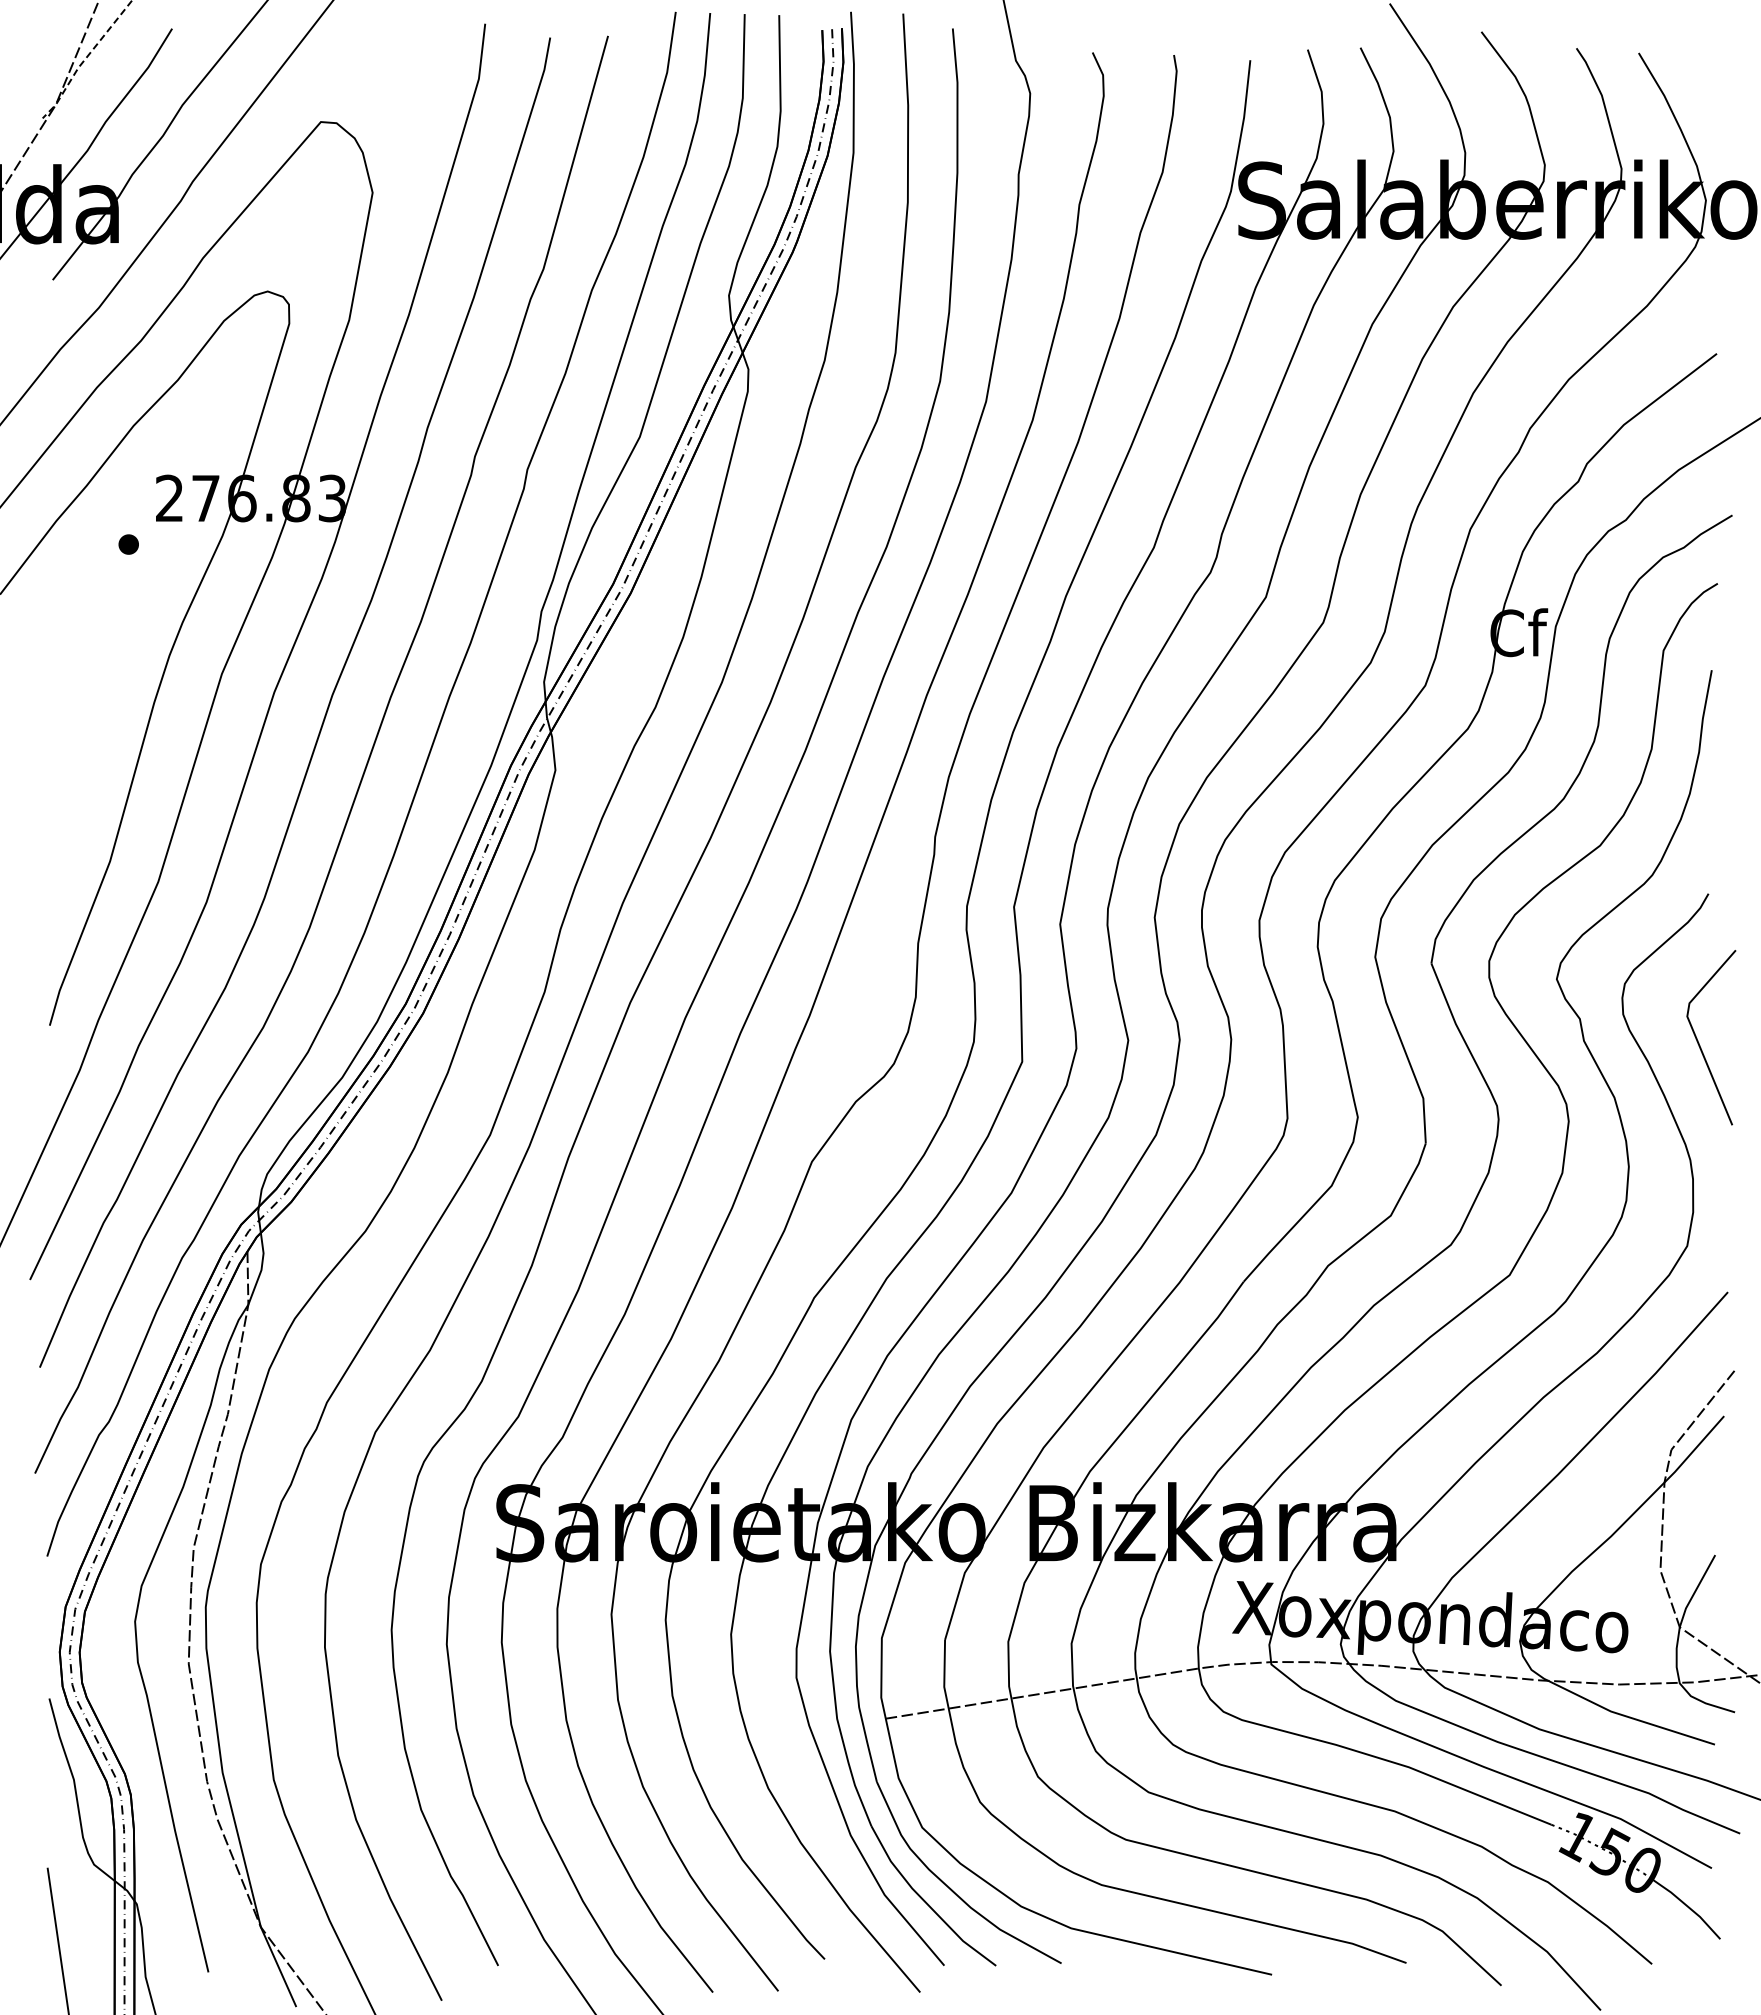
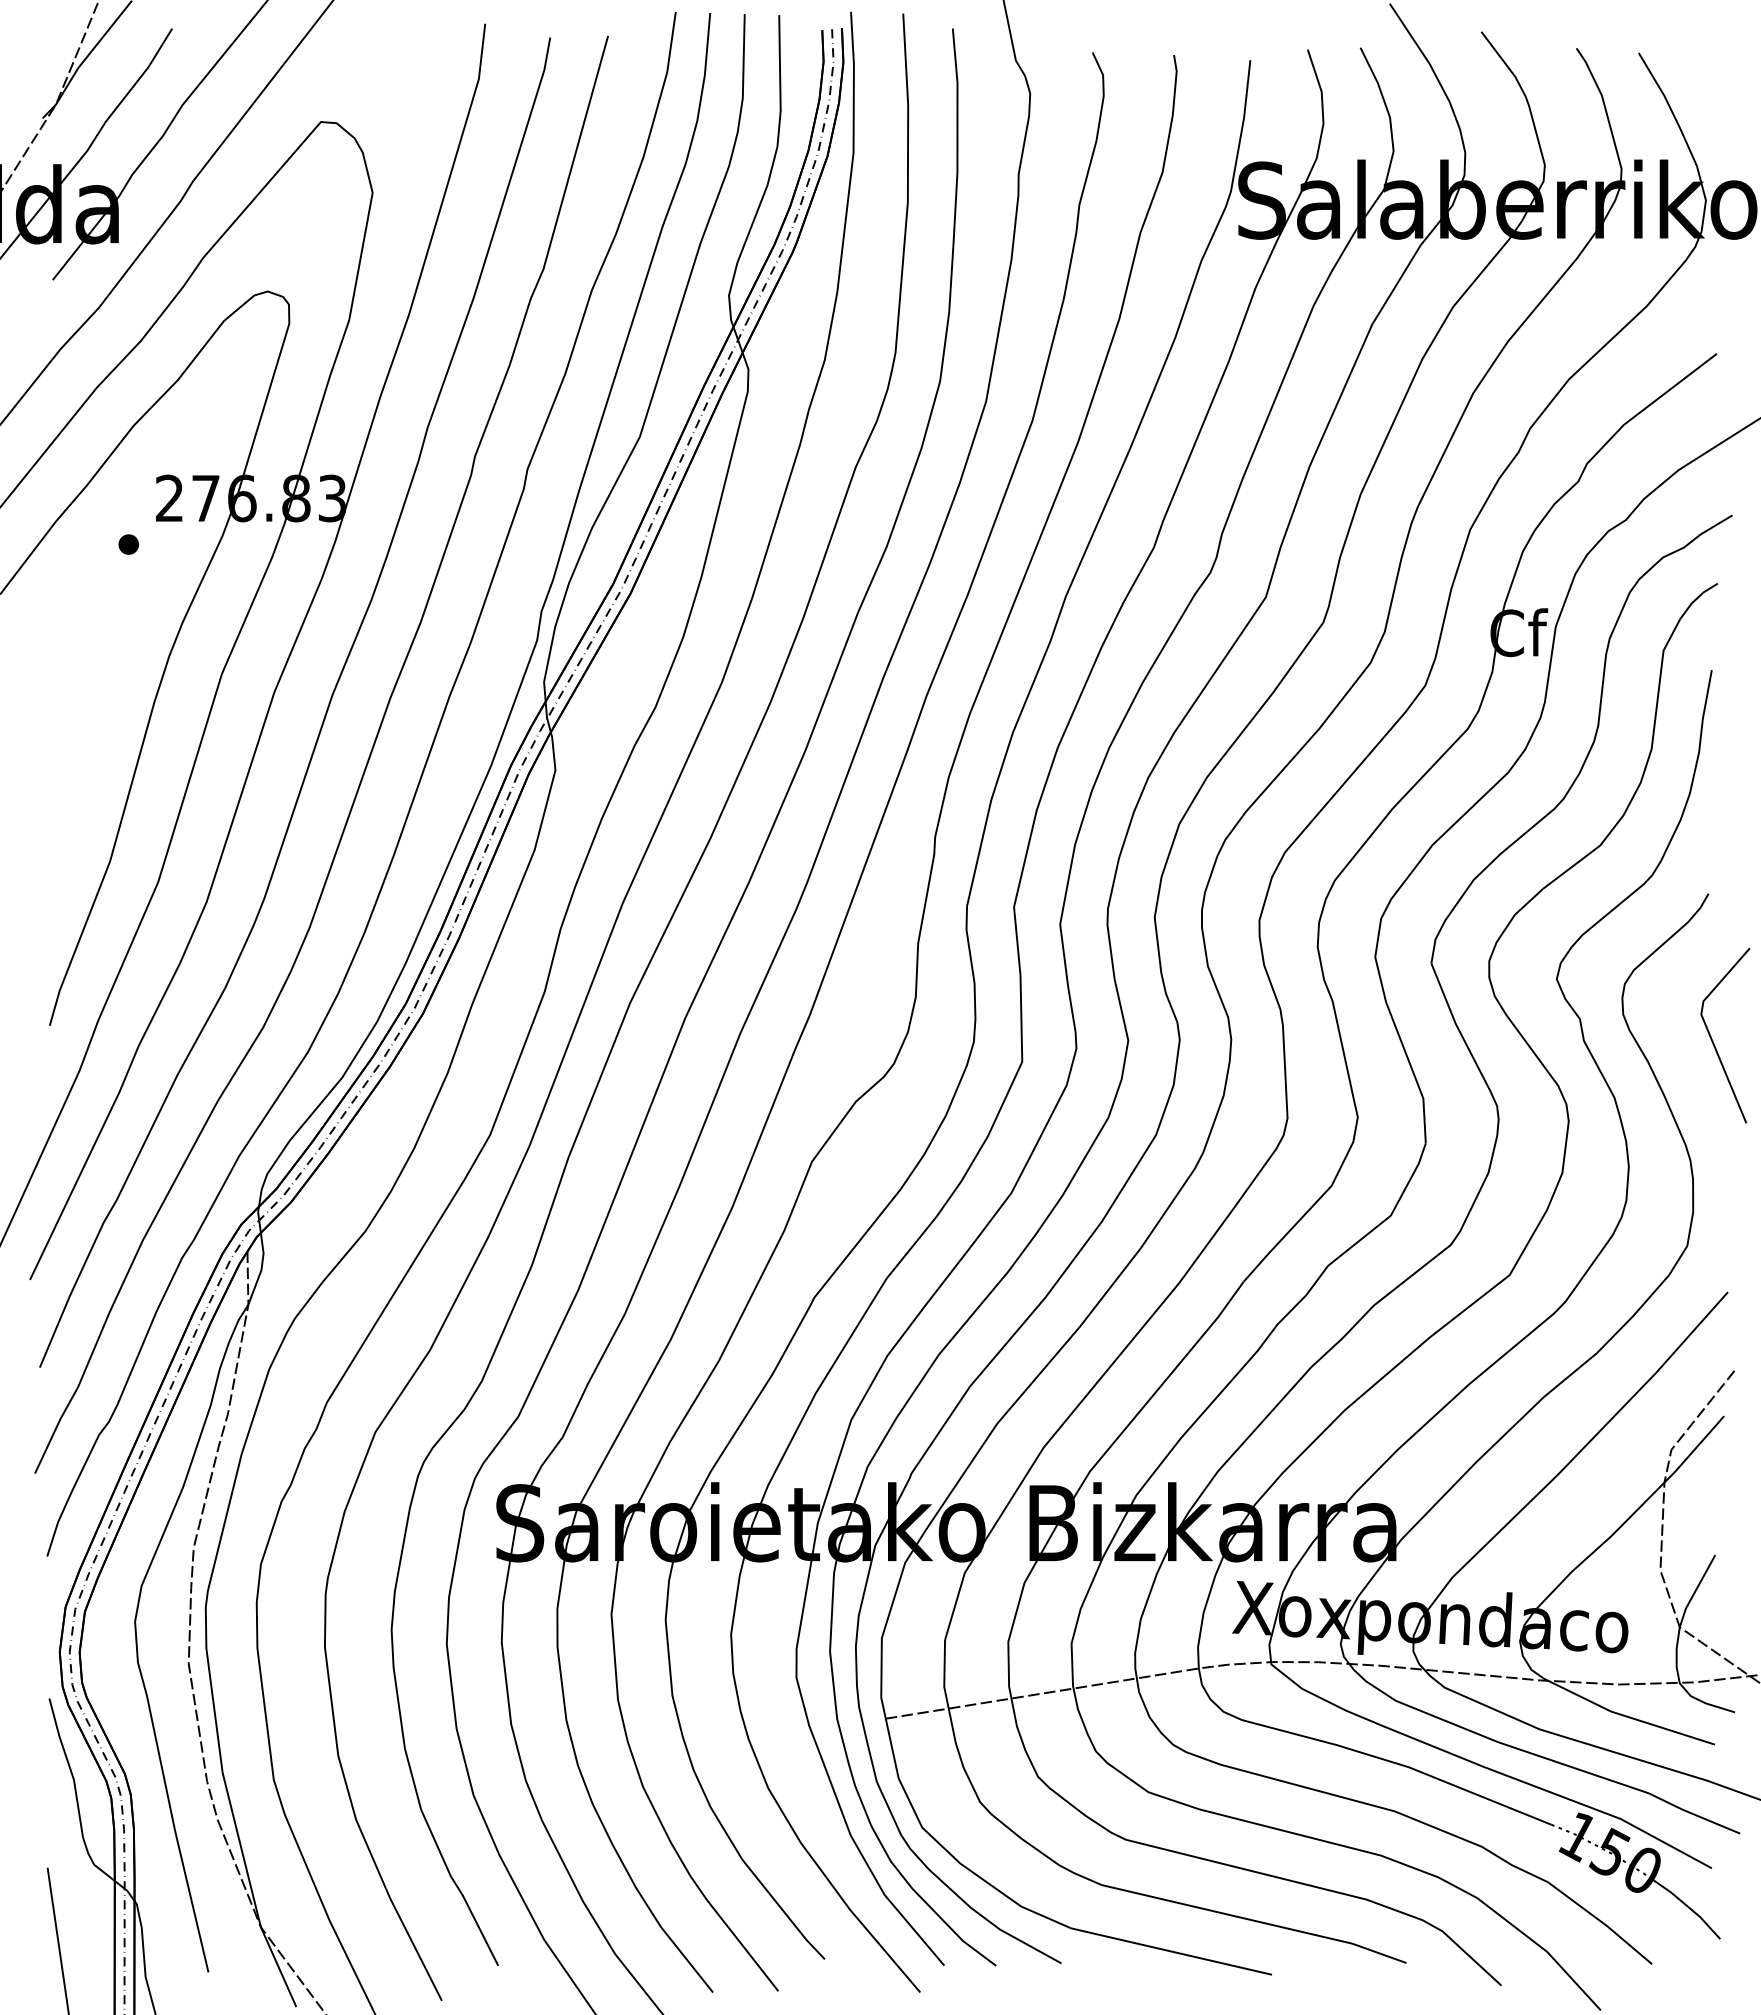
line: dashed -> solid (85, 59)
line position: (1699, 1042) -> (1713, 1040) (1713, 1040)
